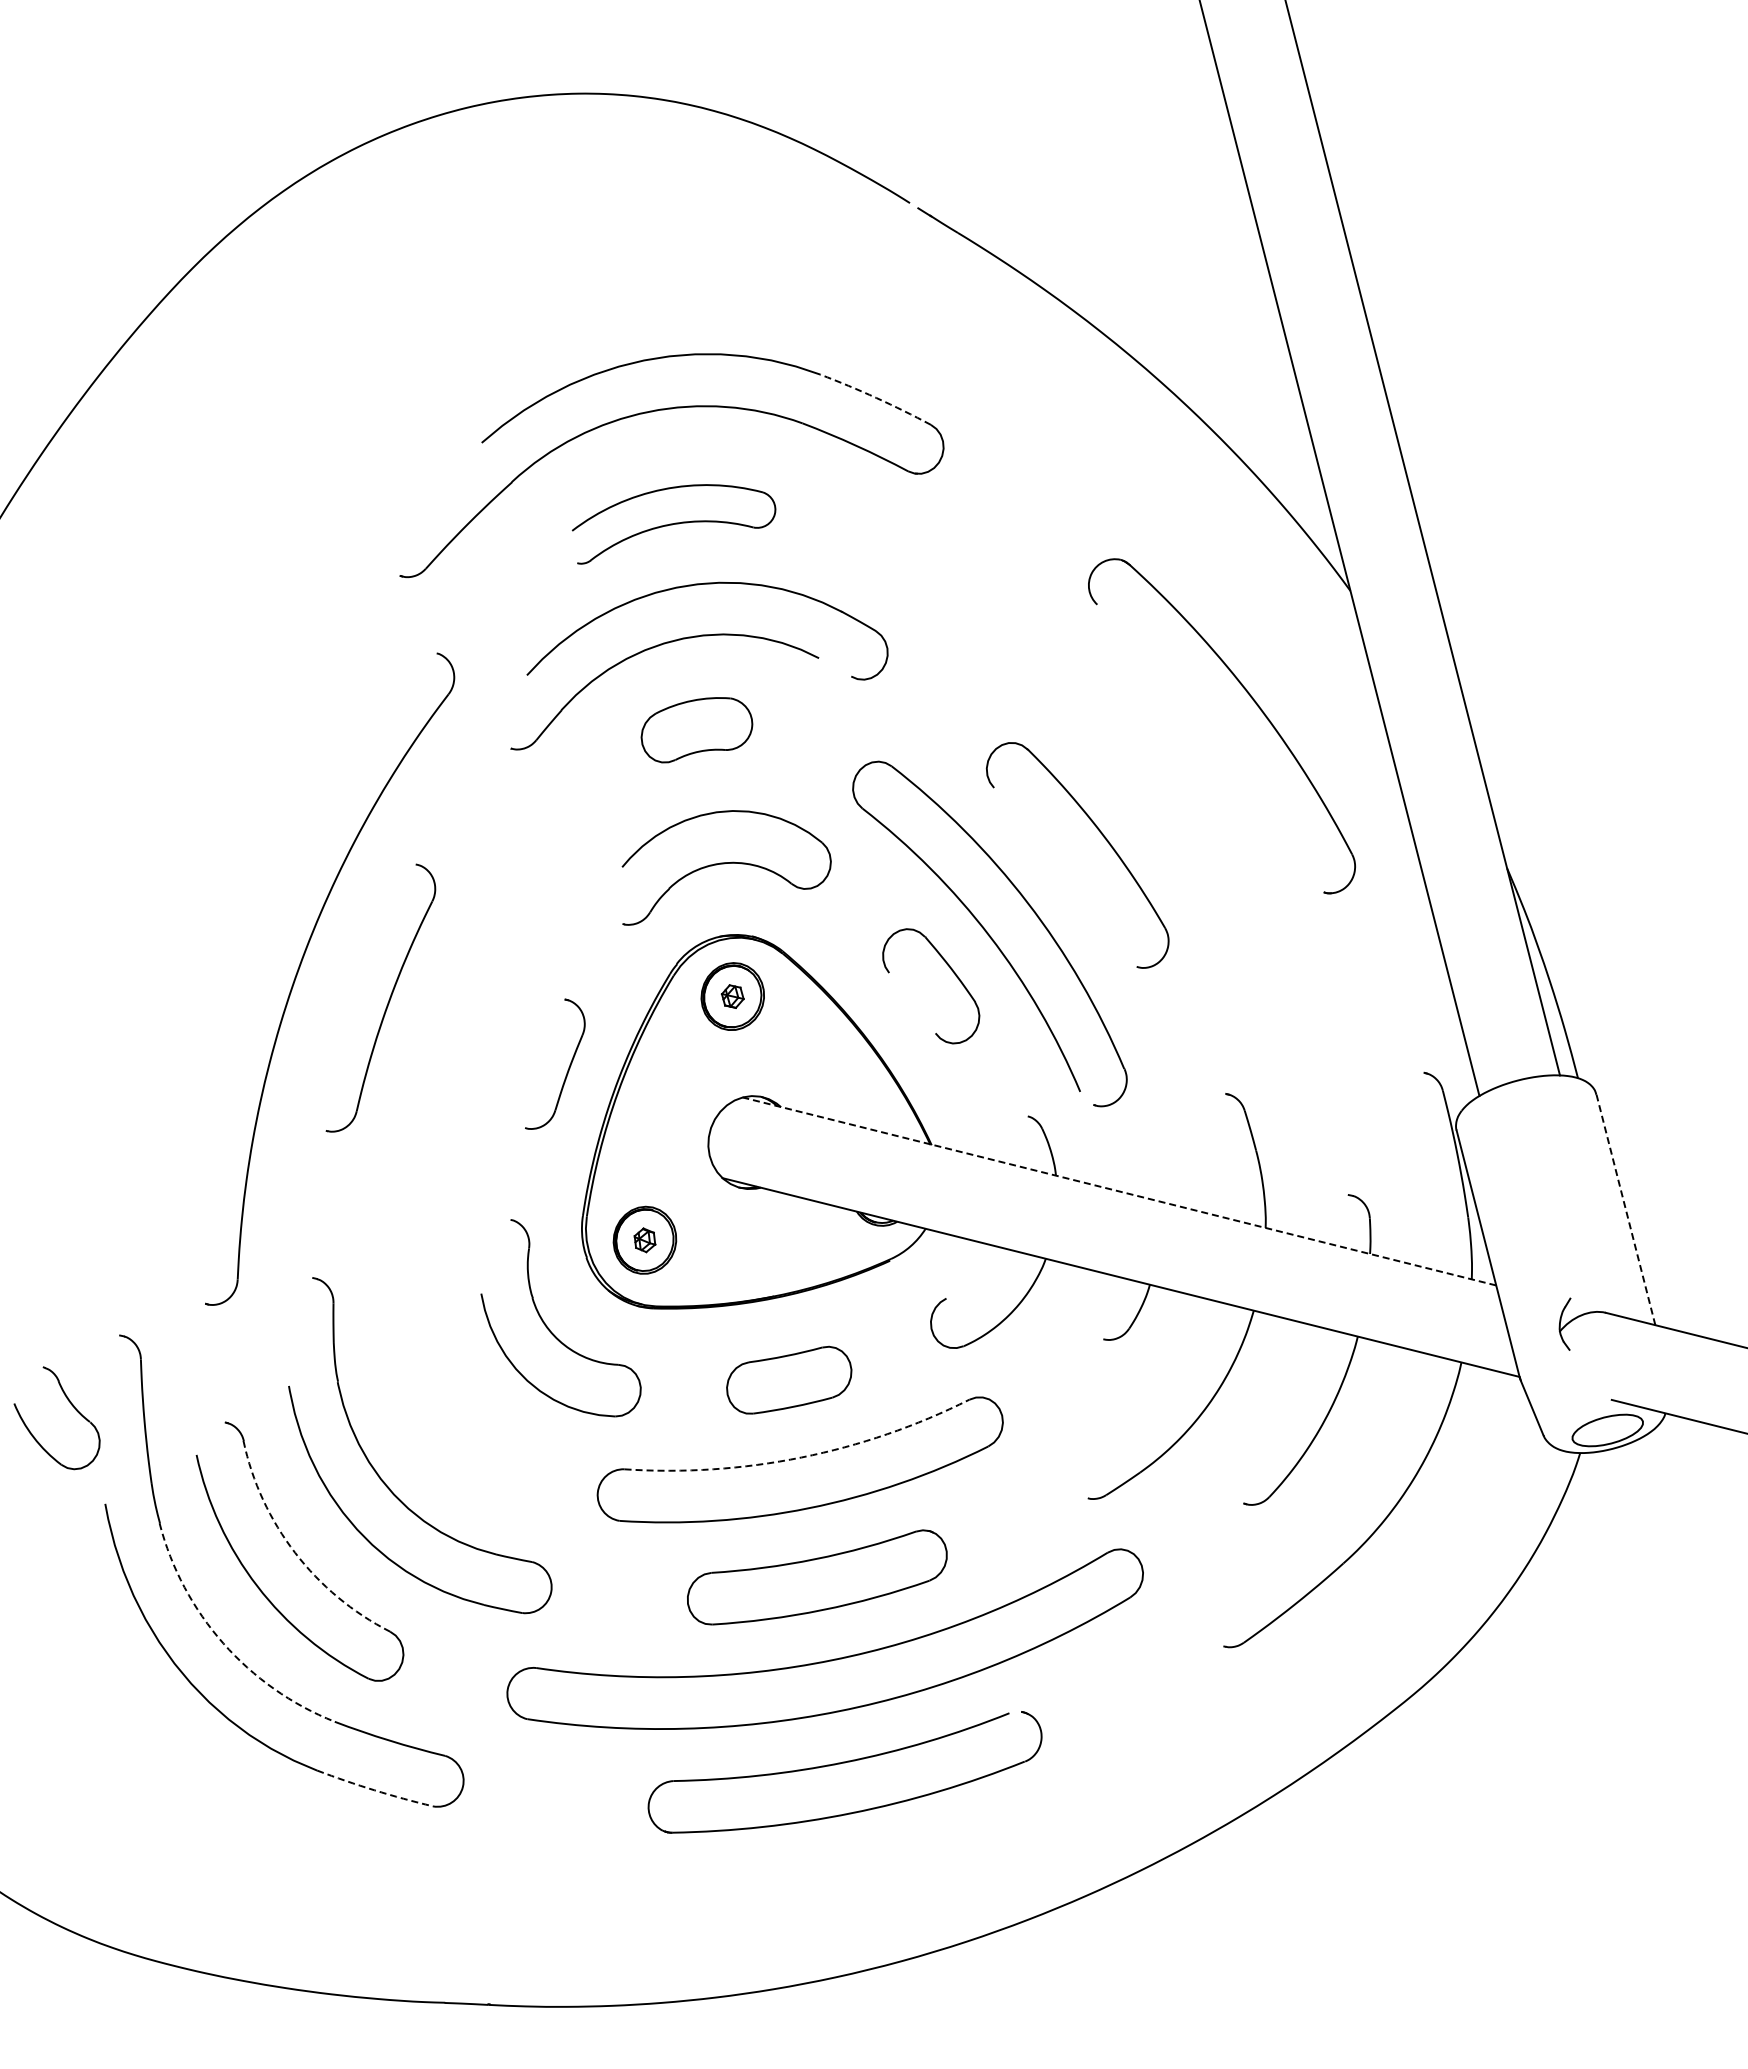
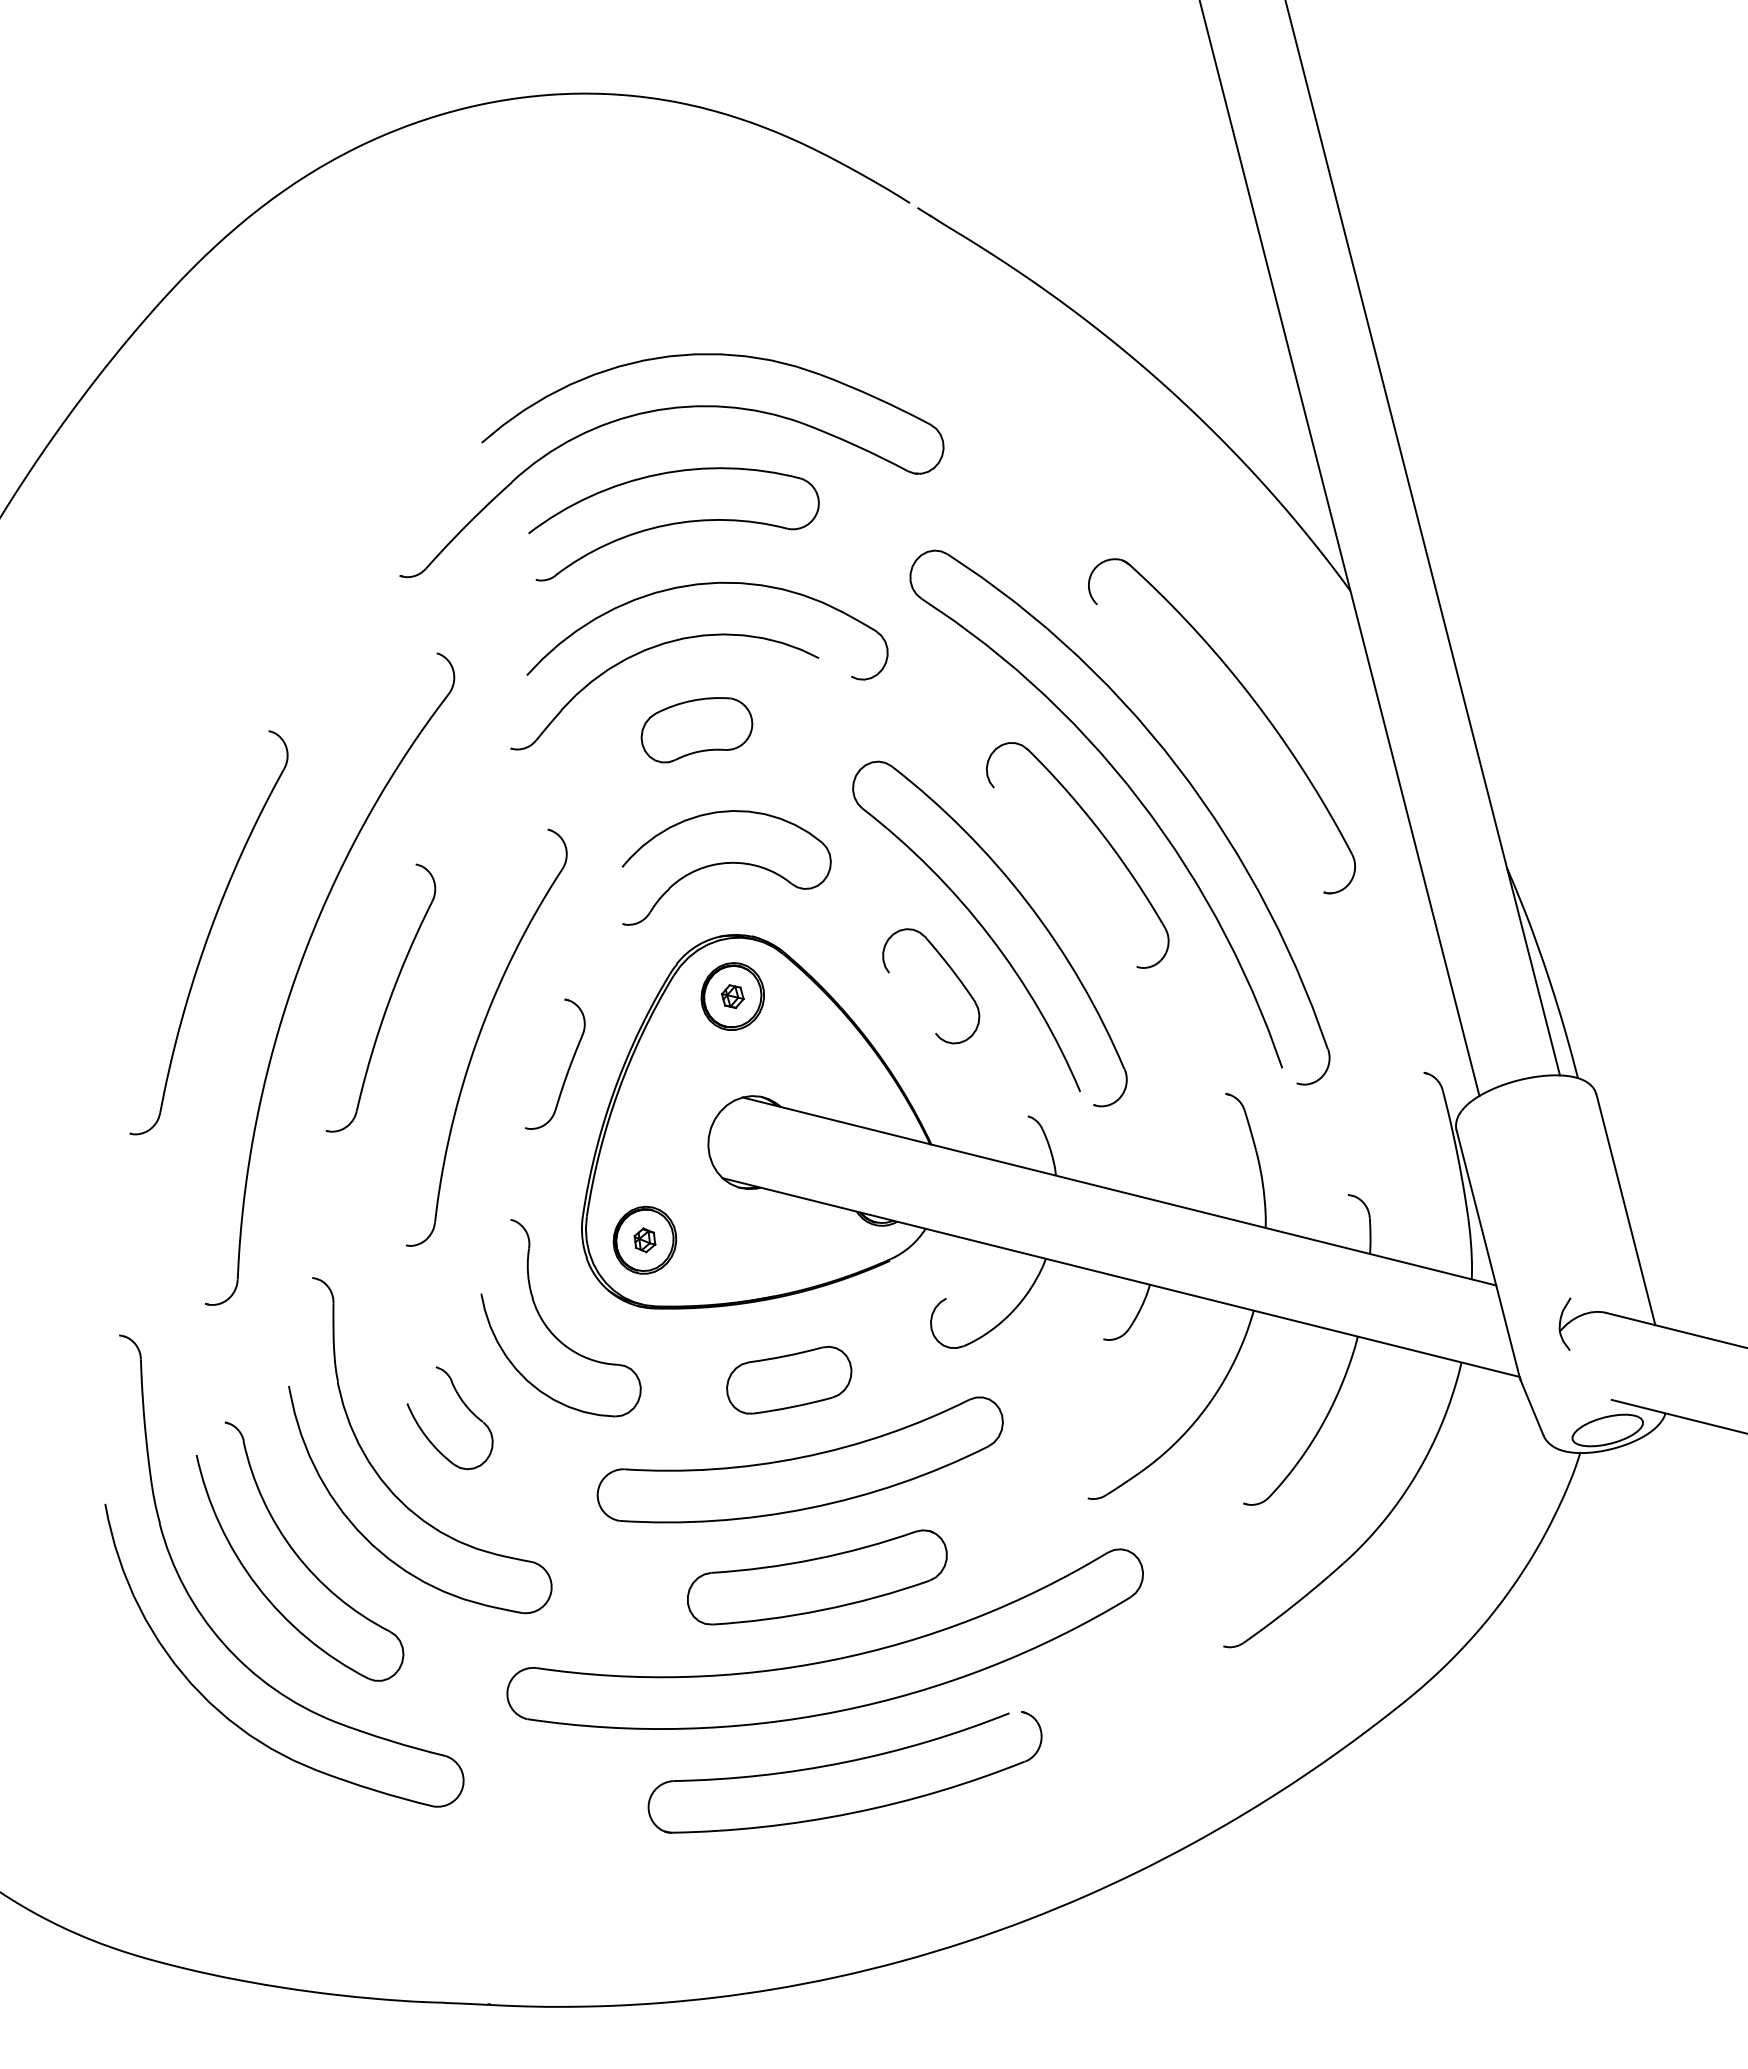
arc: dashed -> solid (876, 397)
part size: 206x81 px -> 292x115 px (673, 524)
part: none -> present (1140, 803)
part: none -> present (208, 932)
part: none -> present (480, 1034)
line: dashed -> solid (1118, 1191)
line: dashed -> solid (1625, 1209)
part position: (70, 1404) -> (463, 1404) (463, 1404)
arc: dashed -> solid (801, 1457)
arc: dashed -> solid (295, 1552)
arc: dashed -> solid (223, 1643)
arc: dashed -> solid (374, 1790)
